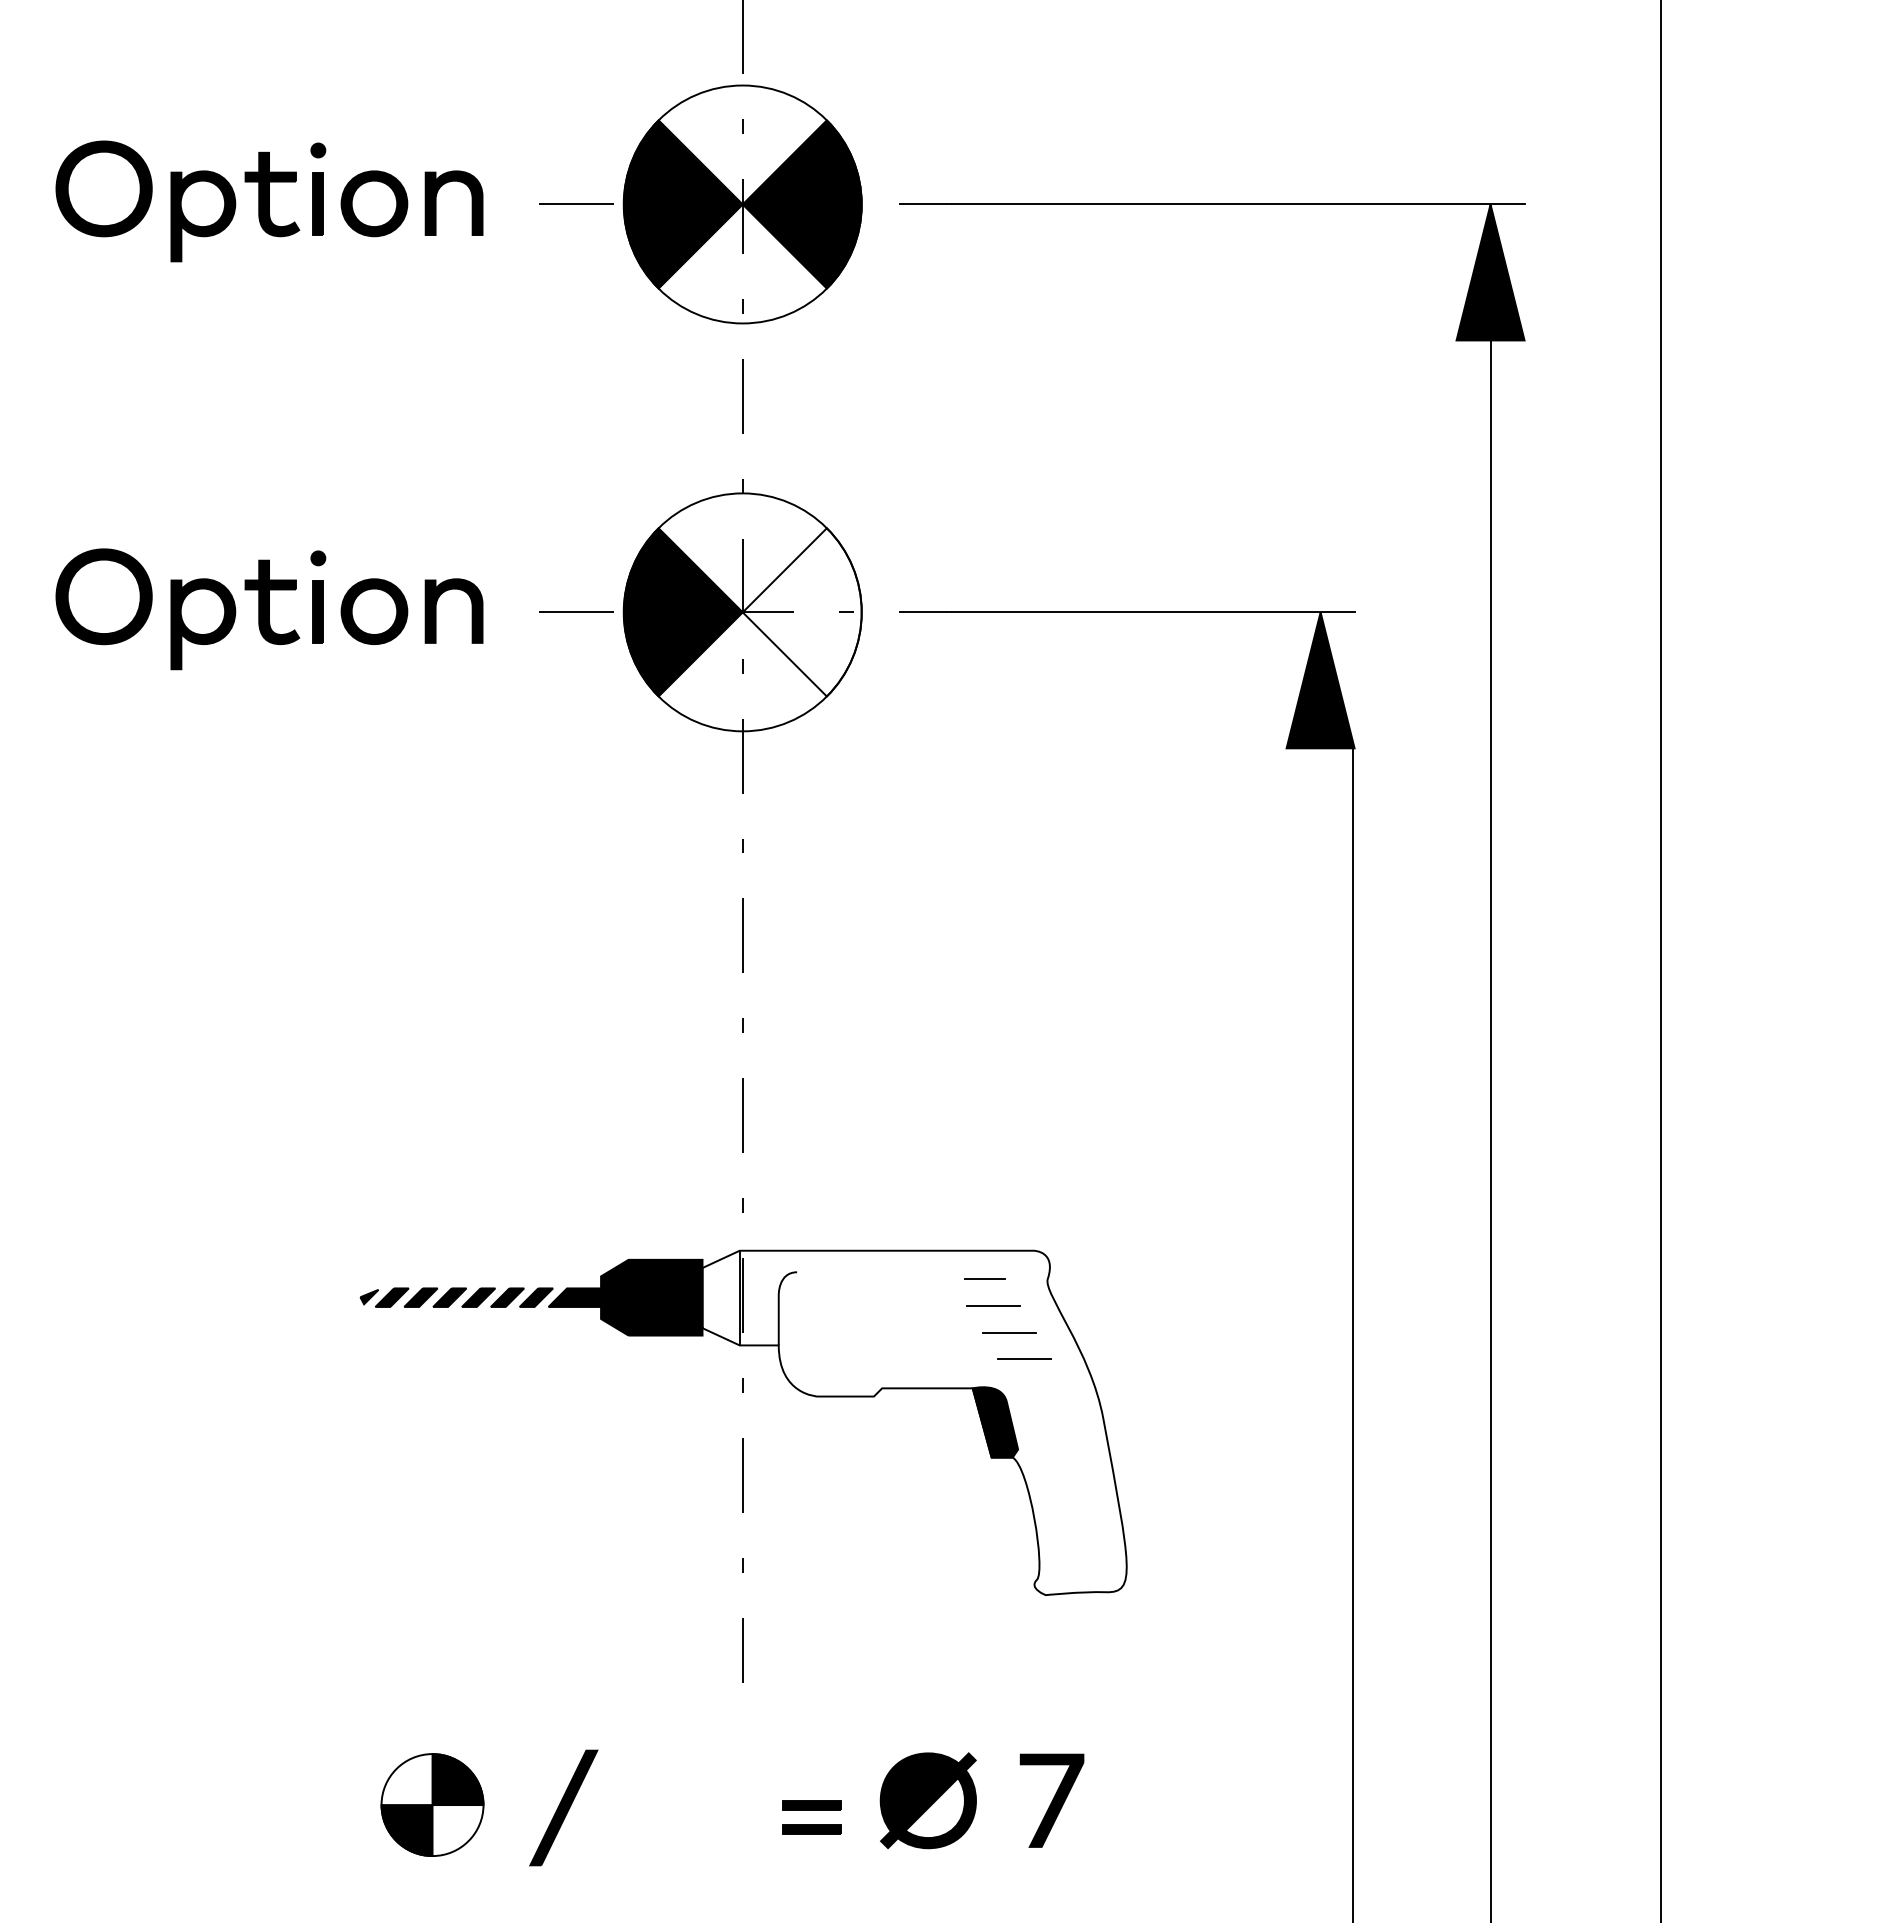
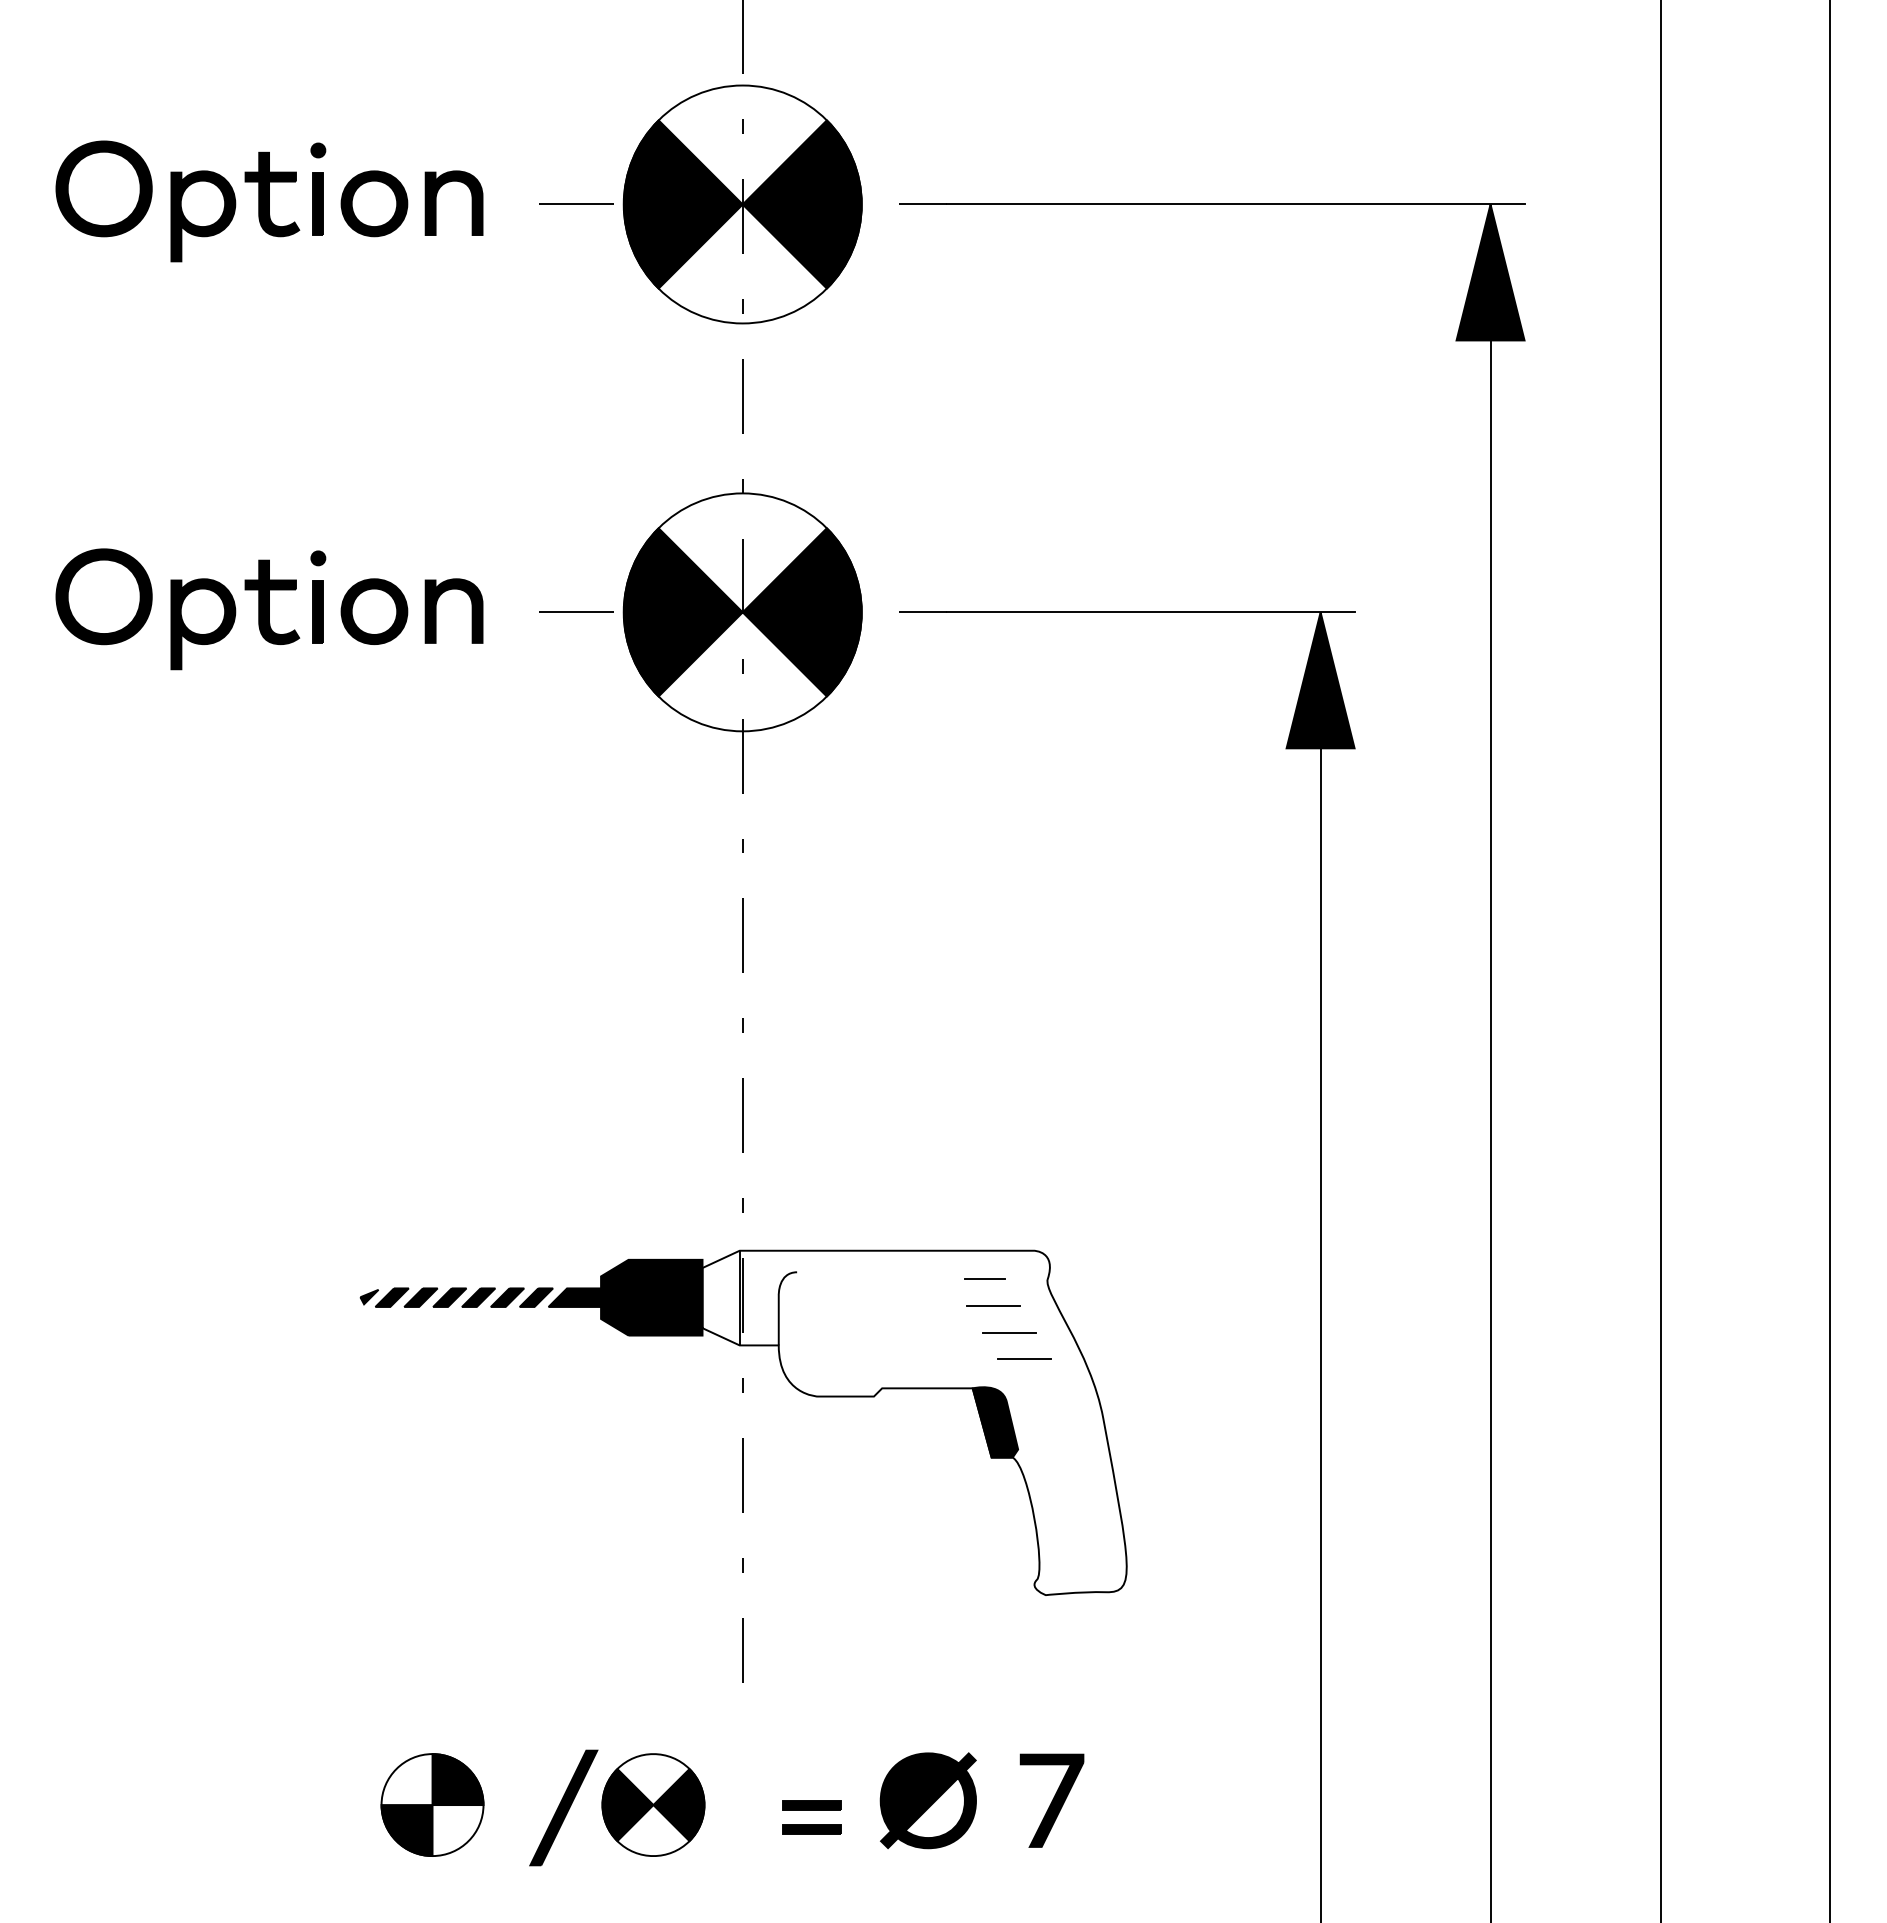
fill: none -> present (801, 612)
line: none -> present (1830, 960)
line position: (1352, 1333) -> (1320, 1333) (1320, 1333)
part: none -> present (653, 1804)
